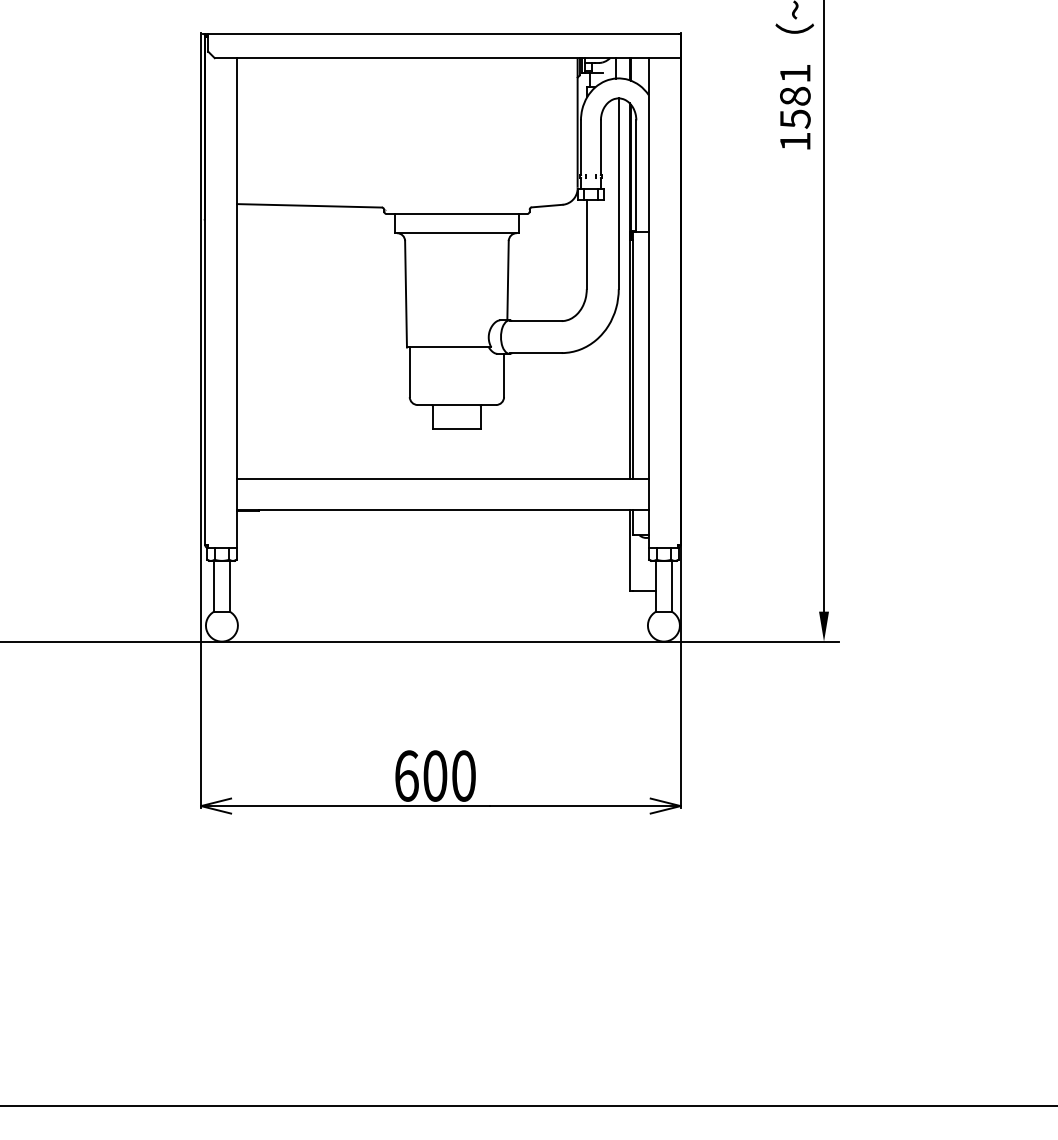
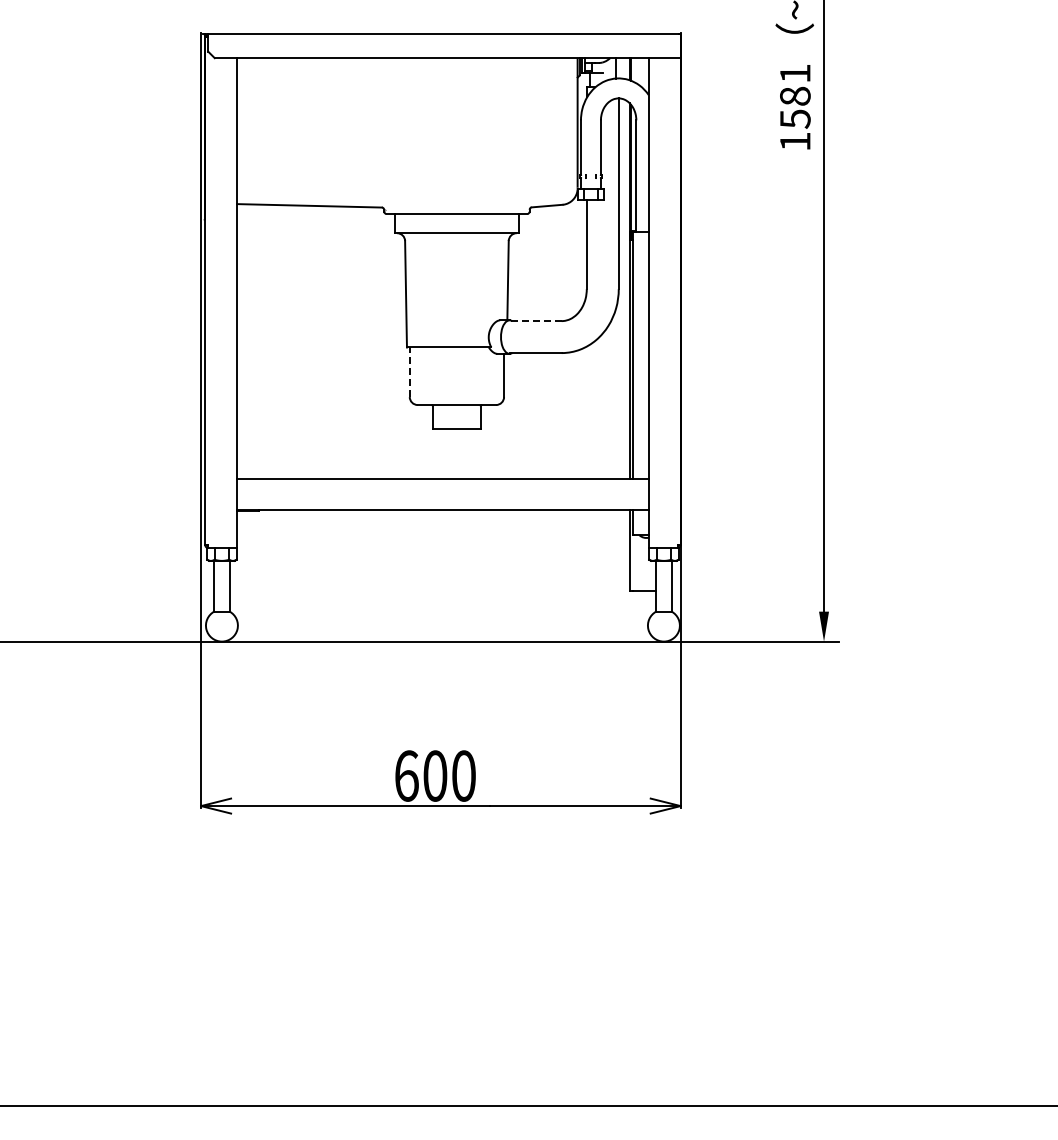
line: solid -> dashed (535, 321)
line: solid -> dashed (409, 372)
